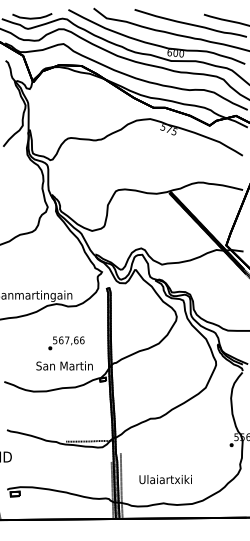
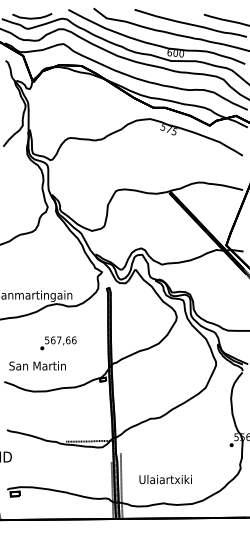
text position: (66, 343) -> (58, 343) (58, 343)
text position: (64, 365) -> (37, 365) (37, 365)
